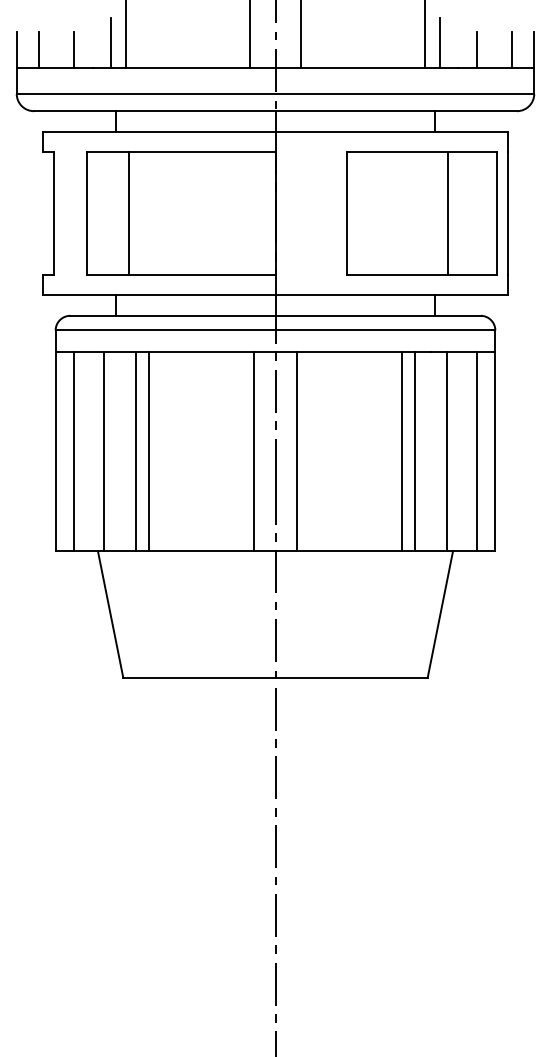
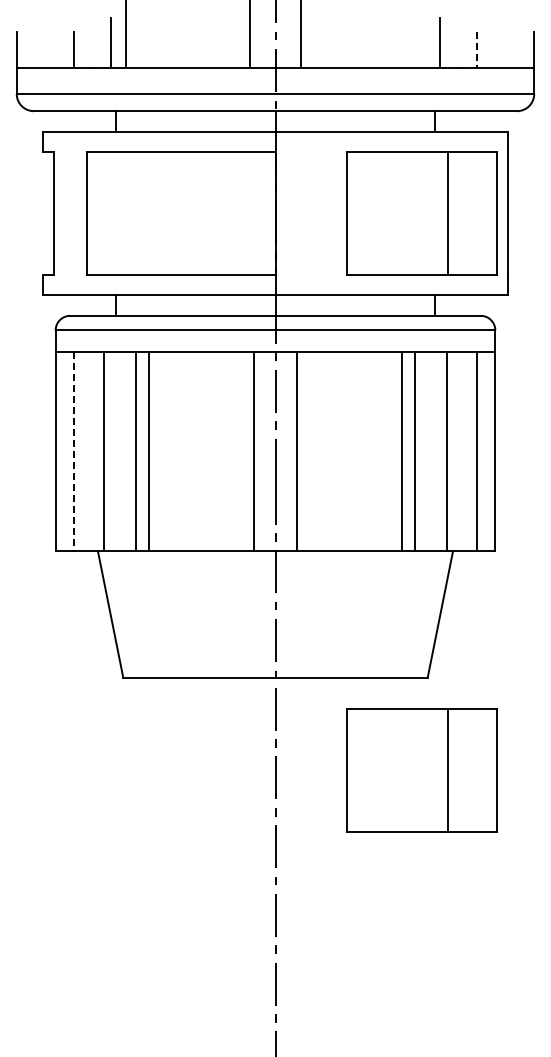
line: present -> none (424, 35)
line: present -> none (38, 49)
line: present -> none (512, 49)
line: solid -> dashed (476, 50)
line: present -> none (128, 213)
line: solid -> dashed (74, 451)
part: none -> present (421, 770)
